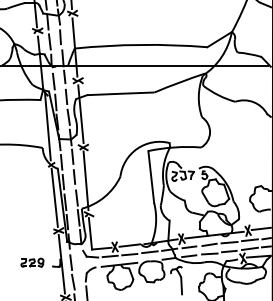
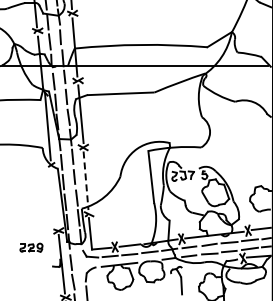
line: solid -> dashed (86, 181)
line: present -> none (54, 197)
part position: (32, 262) -> (31, 247) (31, 247)
